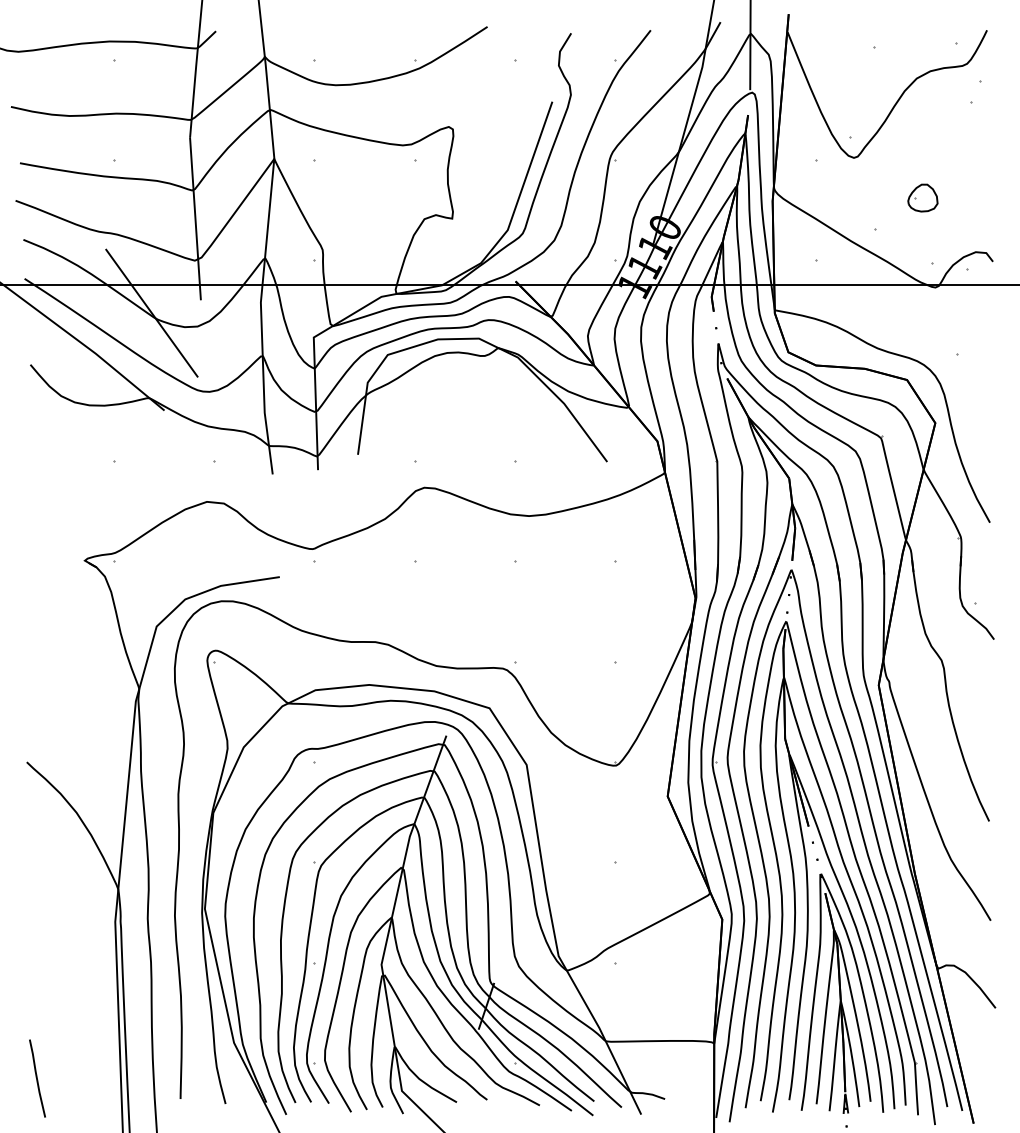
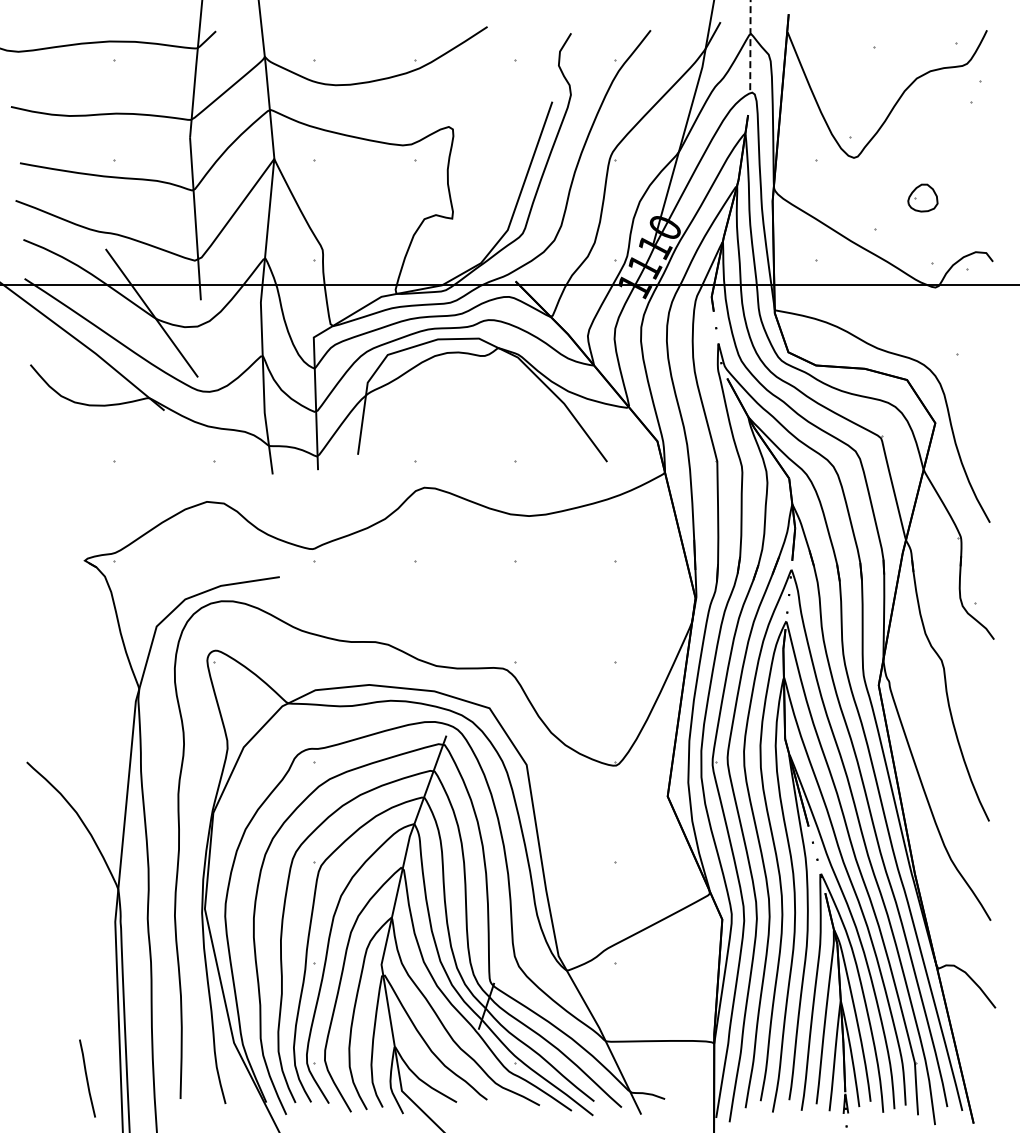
line: solid -> dashed (750, 45)
line position: (37, 1078) -> (87, 1078) (87, 1078)
